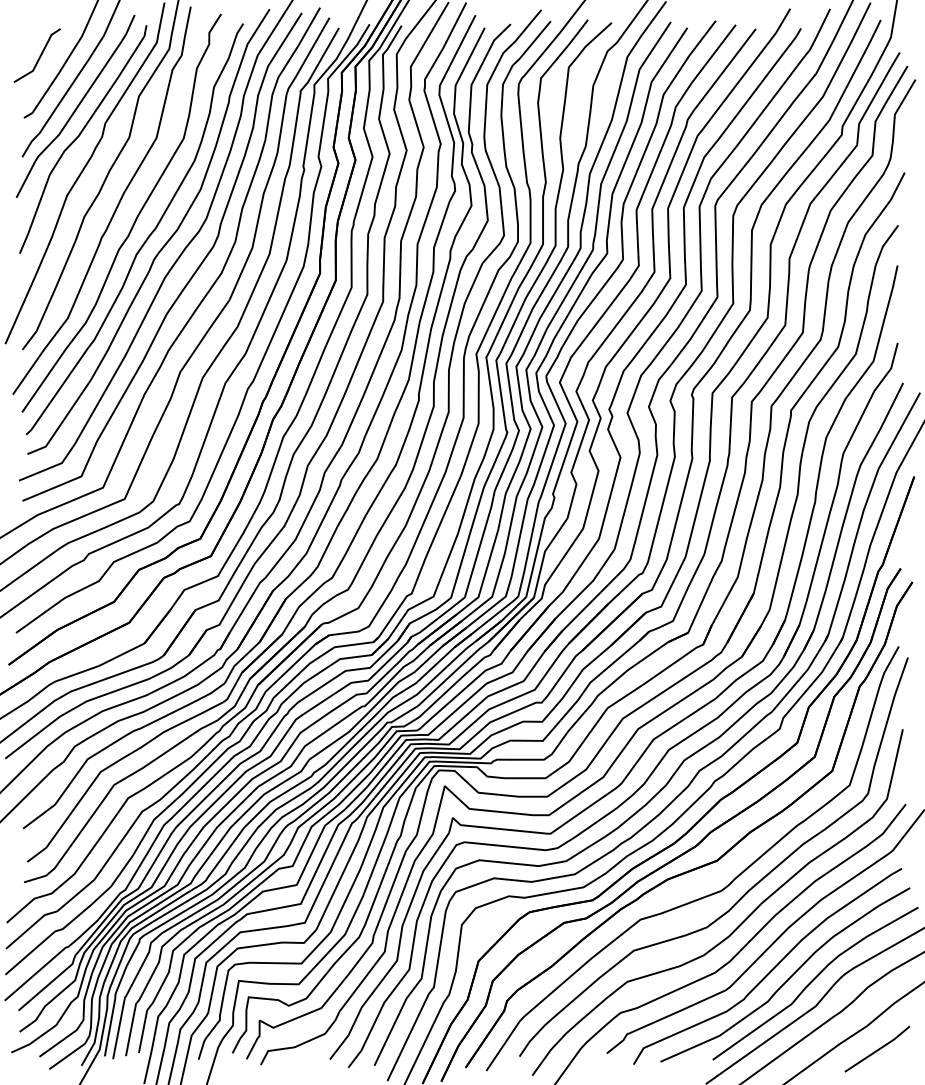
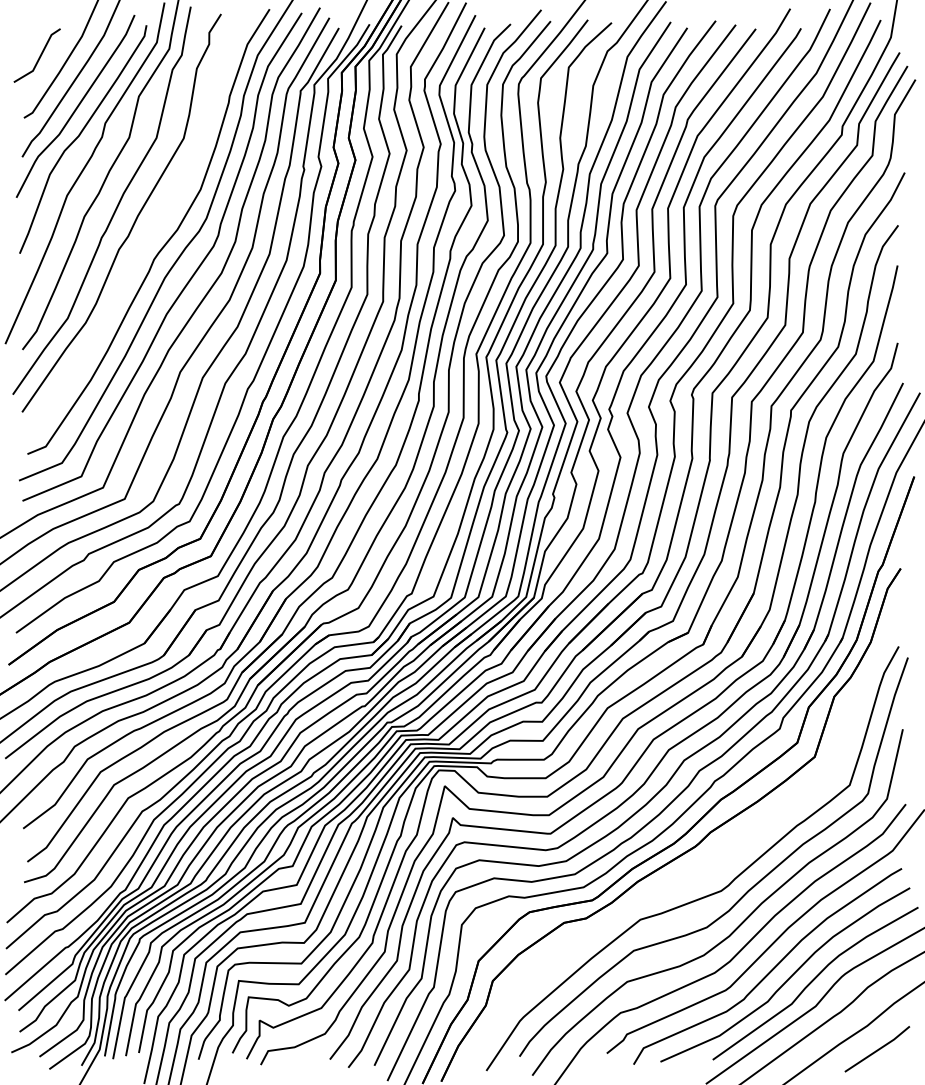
curve: present -> none (145, 239)
part: present -> none (703, 864)
